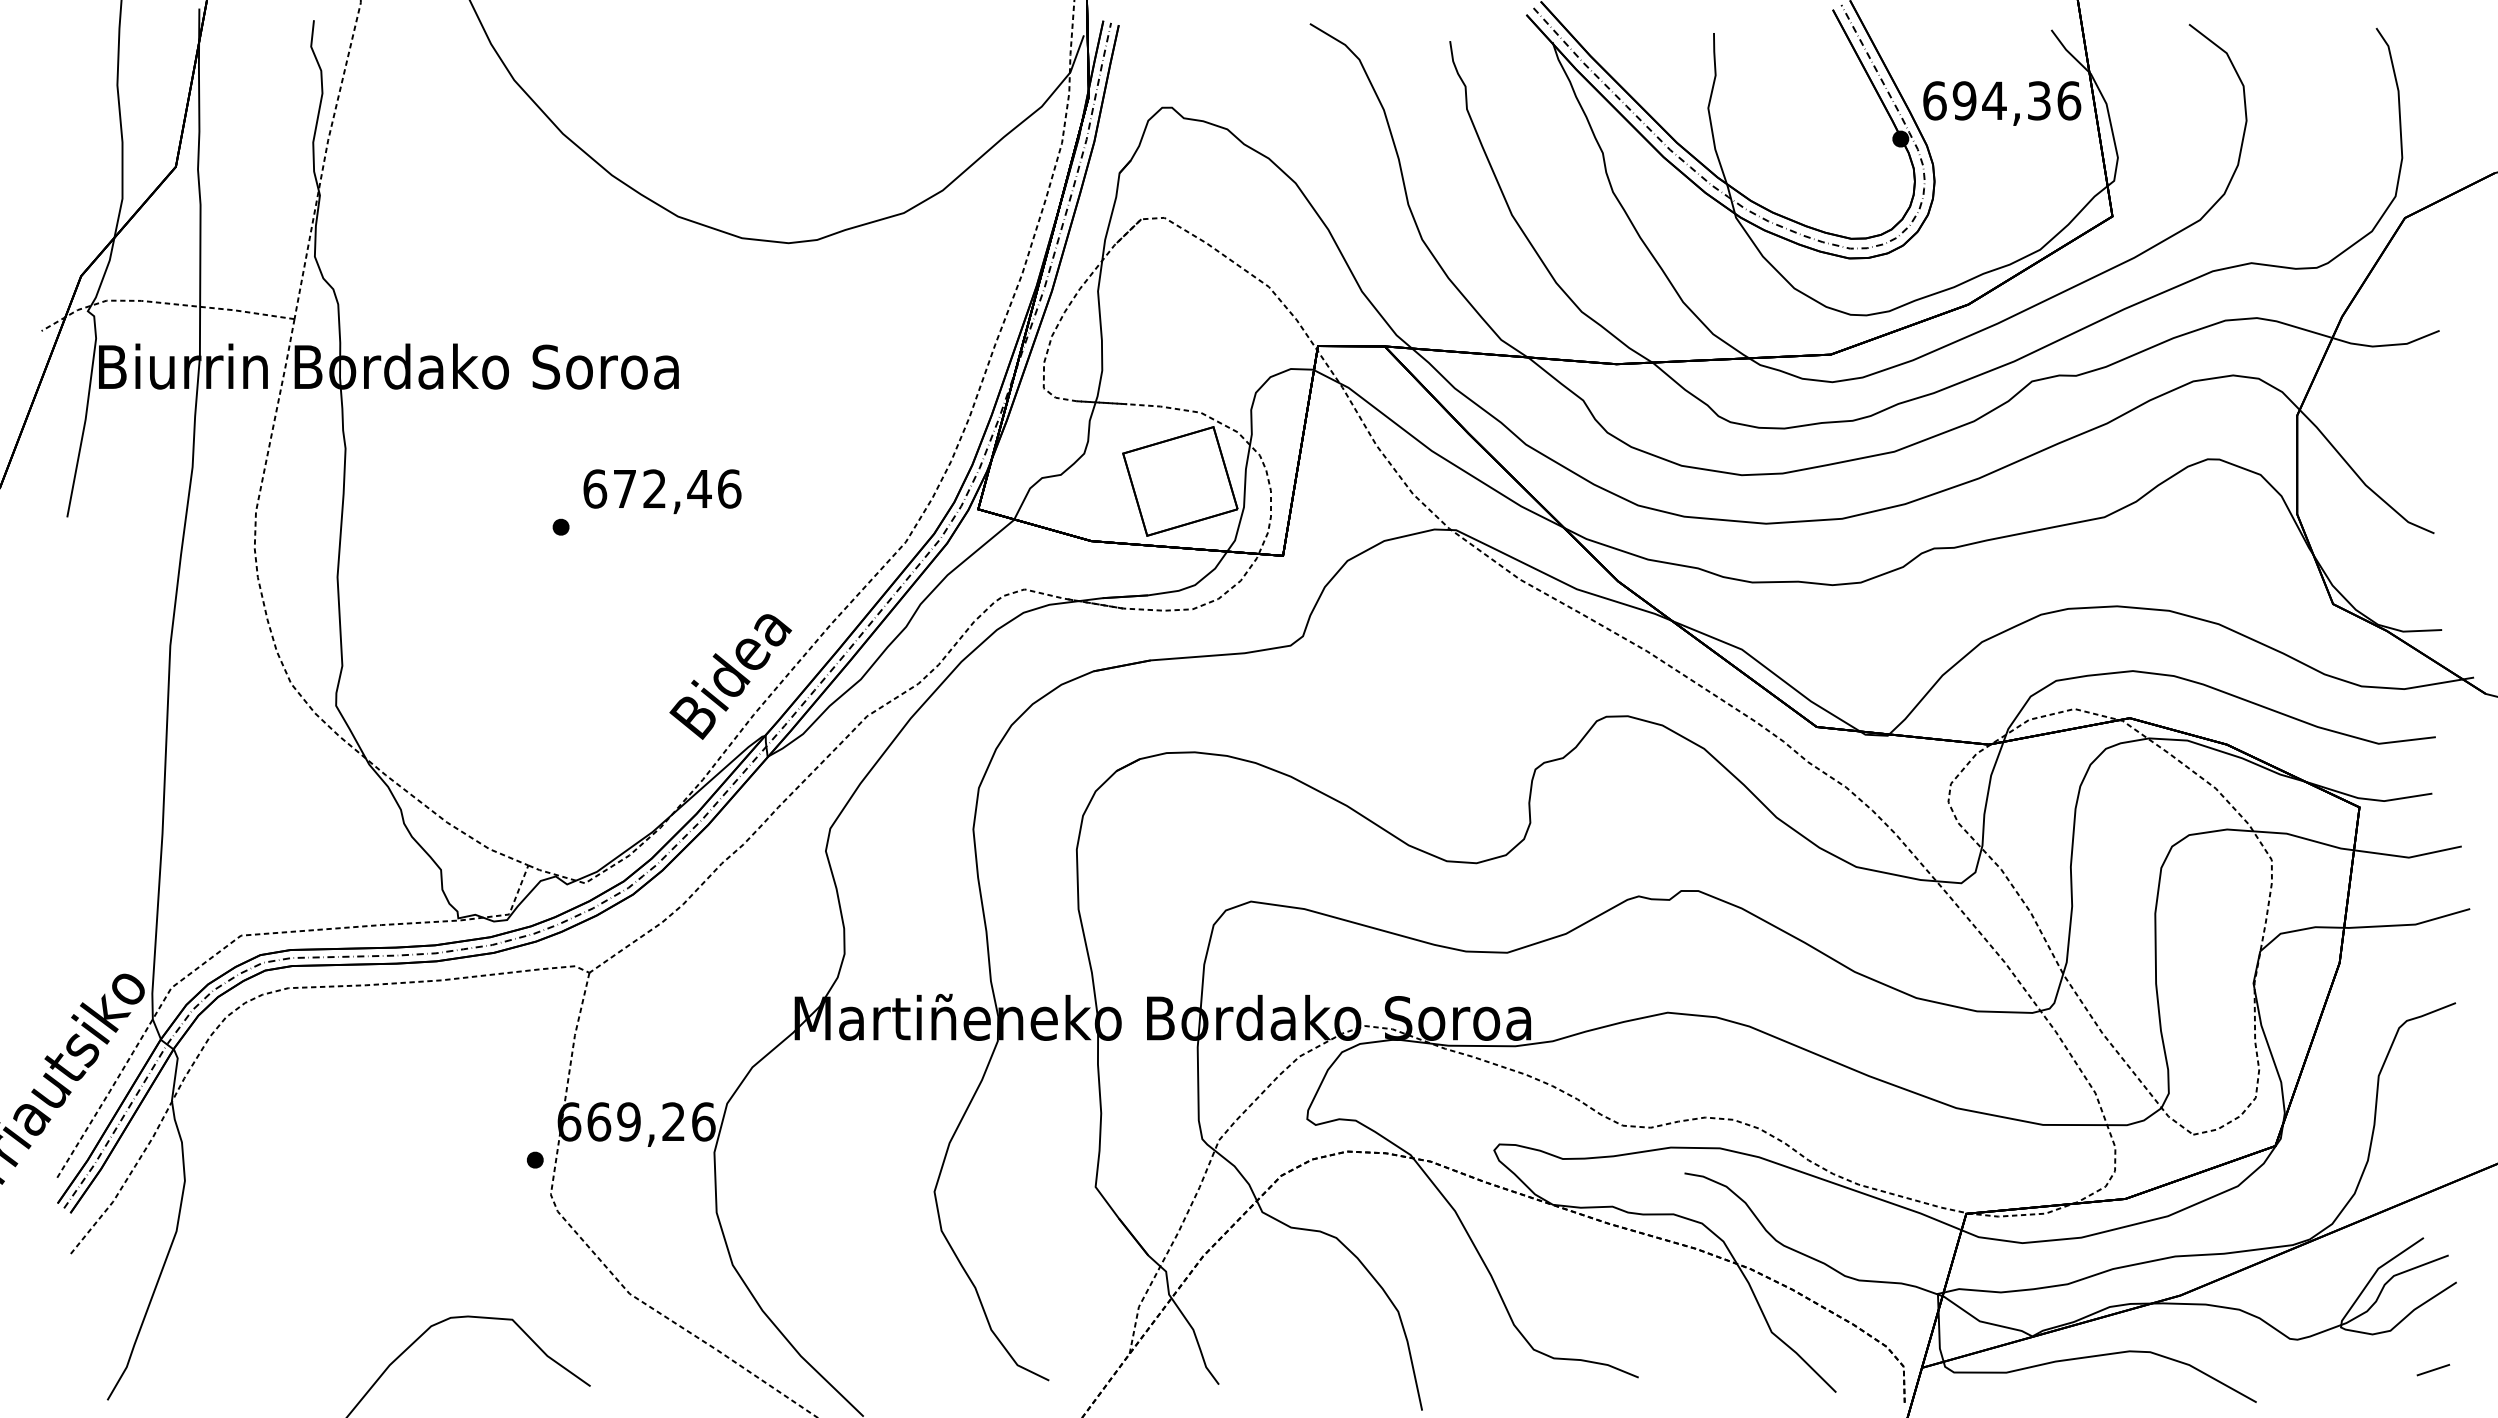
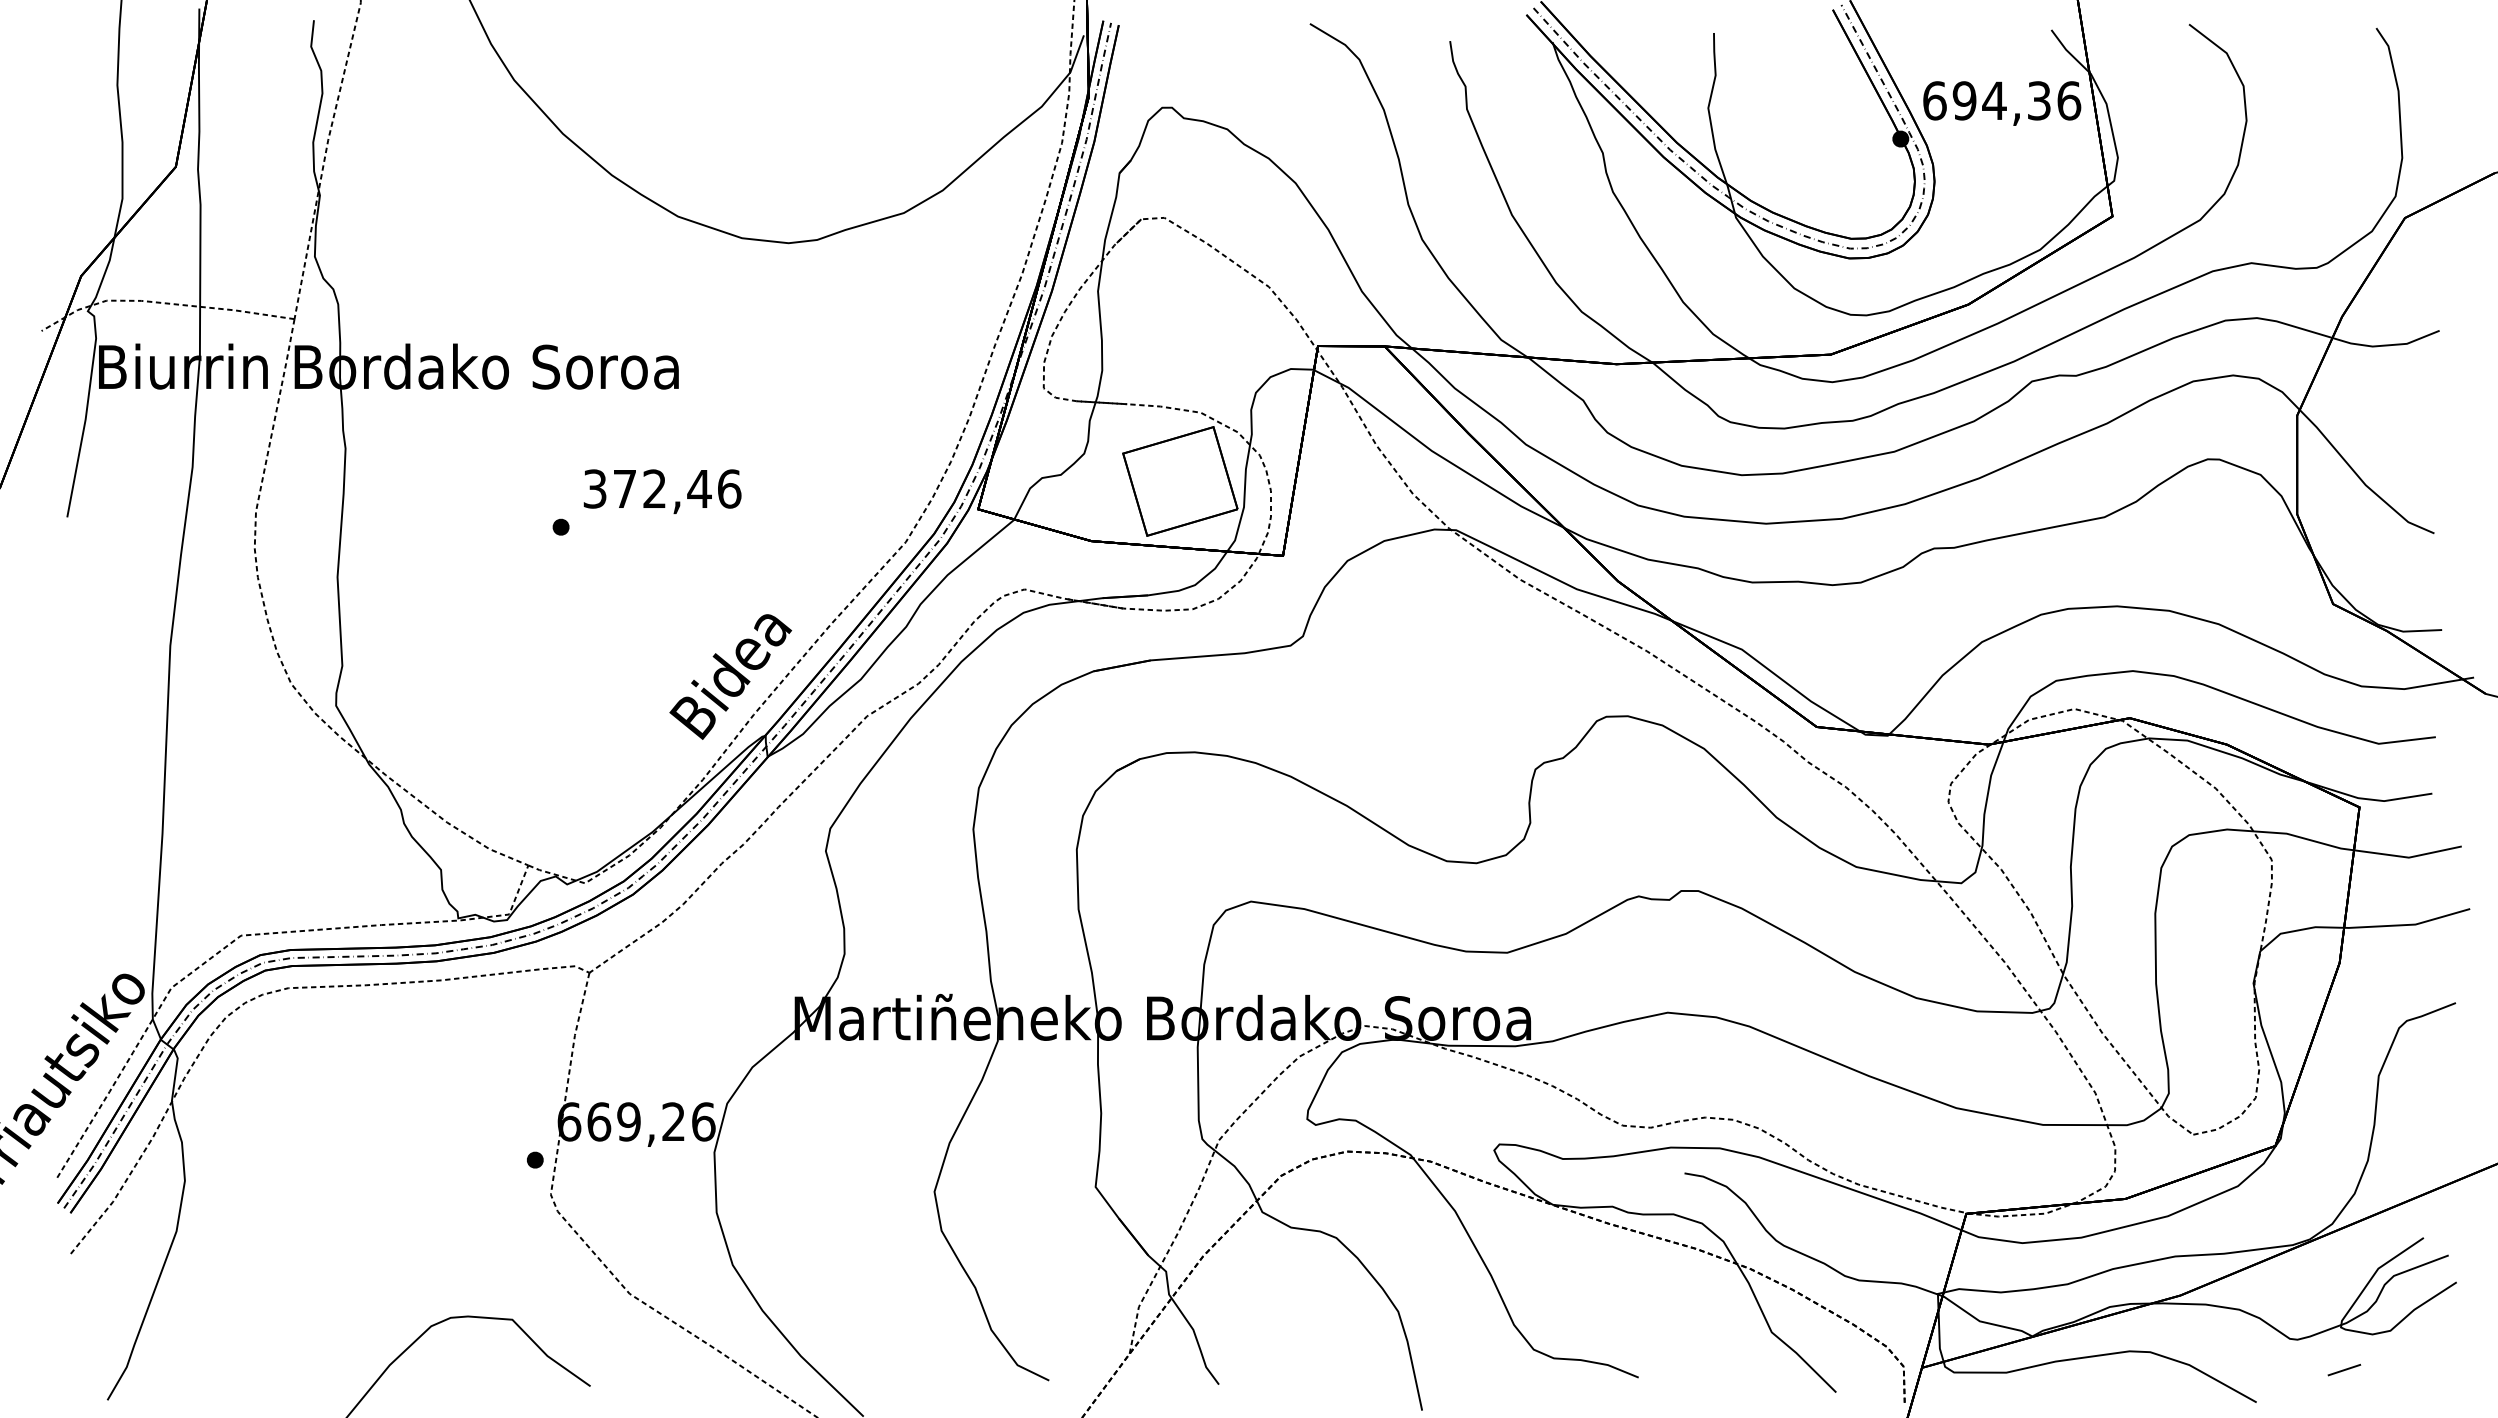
text: 672,46 -> 372,46 (595, 488)
line position: (2433, 1369) -> (2344, 1369) (2344, 1369)
